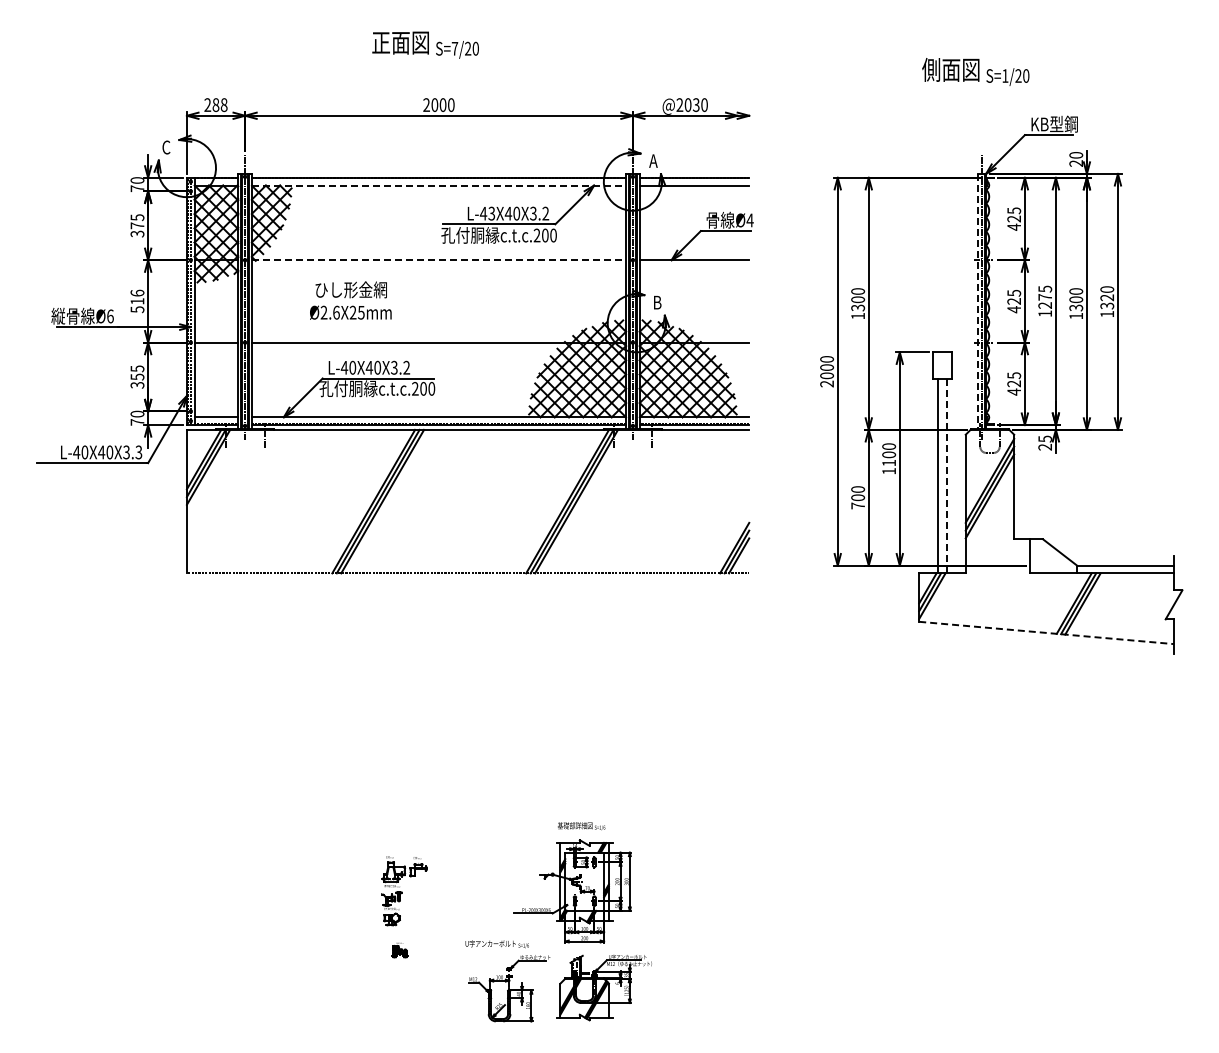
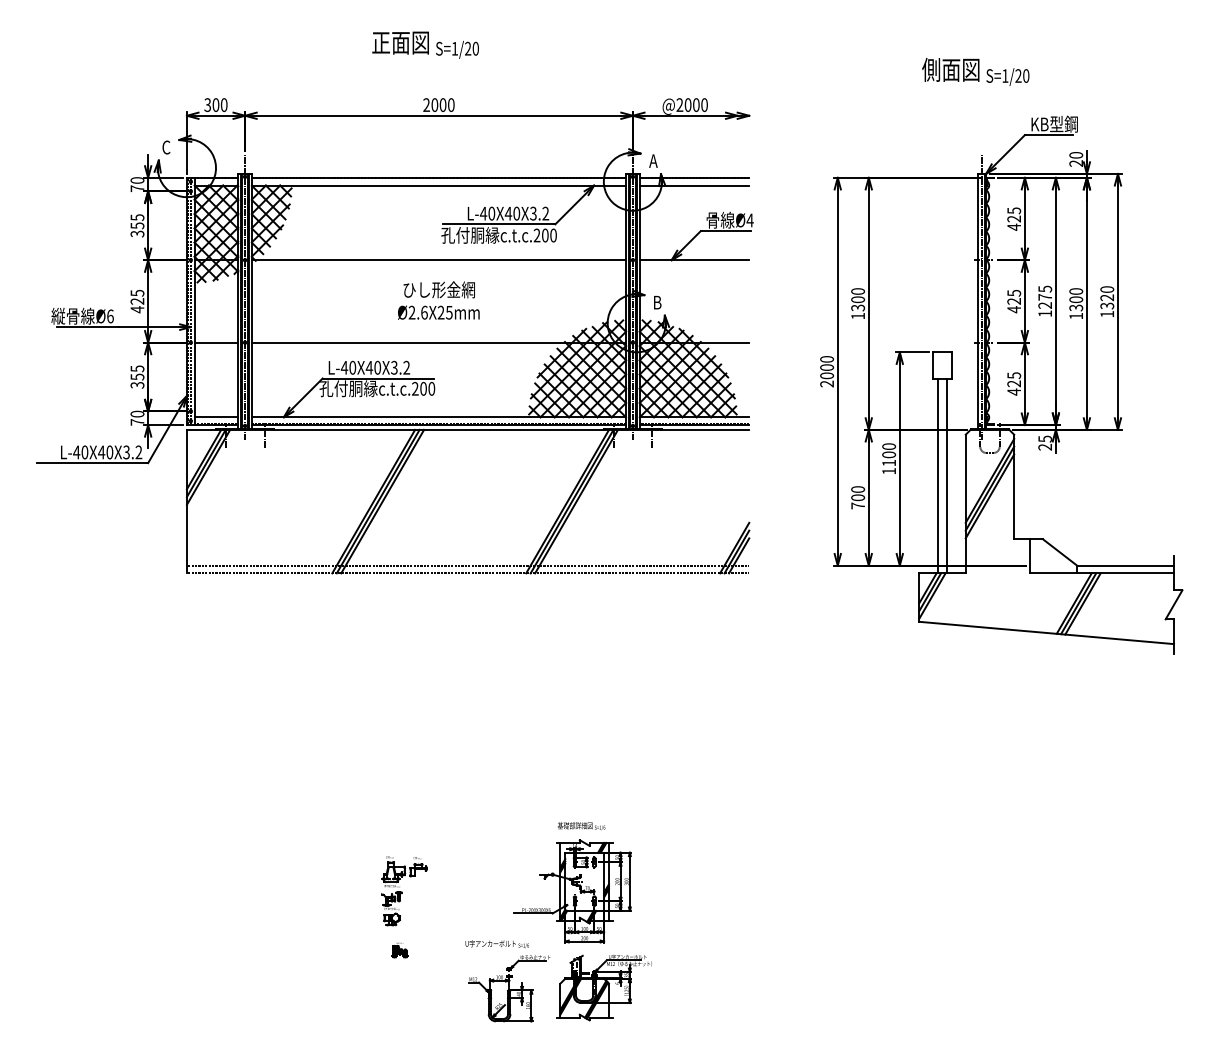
text: S=7/20 -> S=1/20 (454, 48)
text: @2030 -> @2000 (695, 104)
text: 288 -> 300 (215, 105)
line: dashed -> solid (439, 185)
text: L-43X40X3.2 -> L-40X40X3.2 (491, 213)
text: 375 -> 355 (137, 225)
line: dashed -> solid (439, 260)
text position: (350, 300) -> (438, 300) (438, 300)
text: 516 -> 425 (137, 301)
line: dashed -> solid (977, 301)
text: L-40X40X3.3 -> L-40X40X3.2 (138, 452)
line: dashed -> solid (947, 476)
line: none -> present (467, 565)
line: dashed -> solid (1046, 632)
